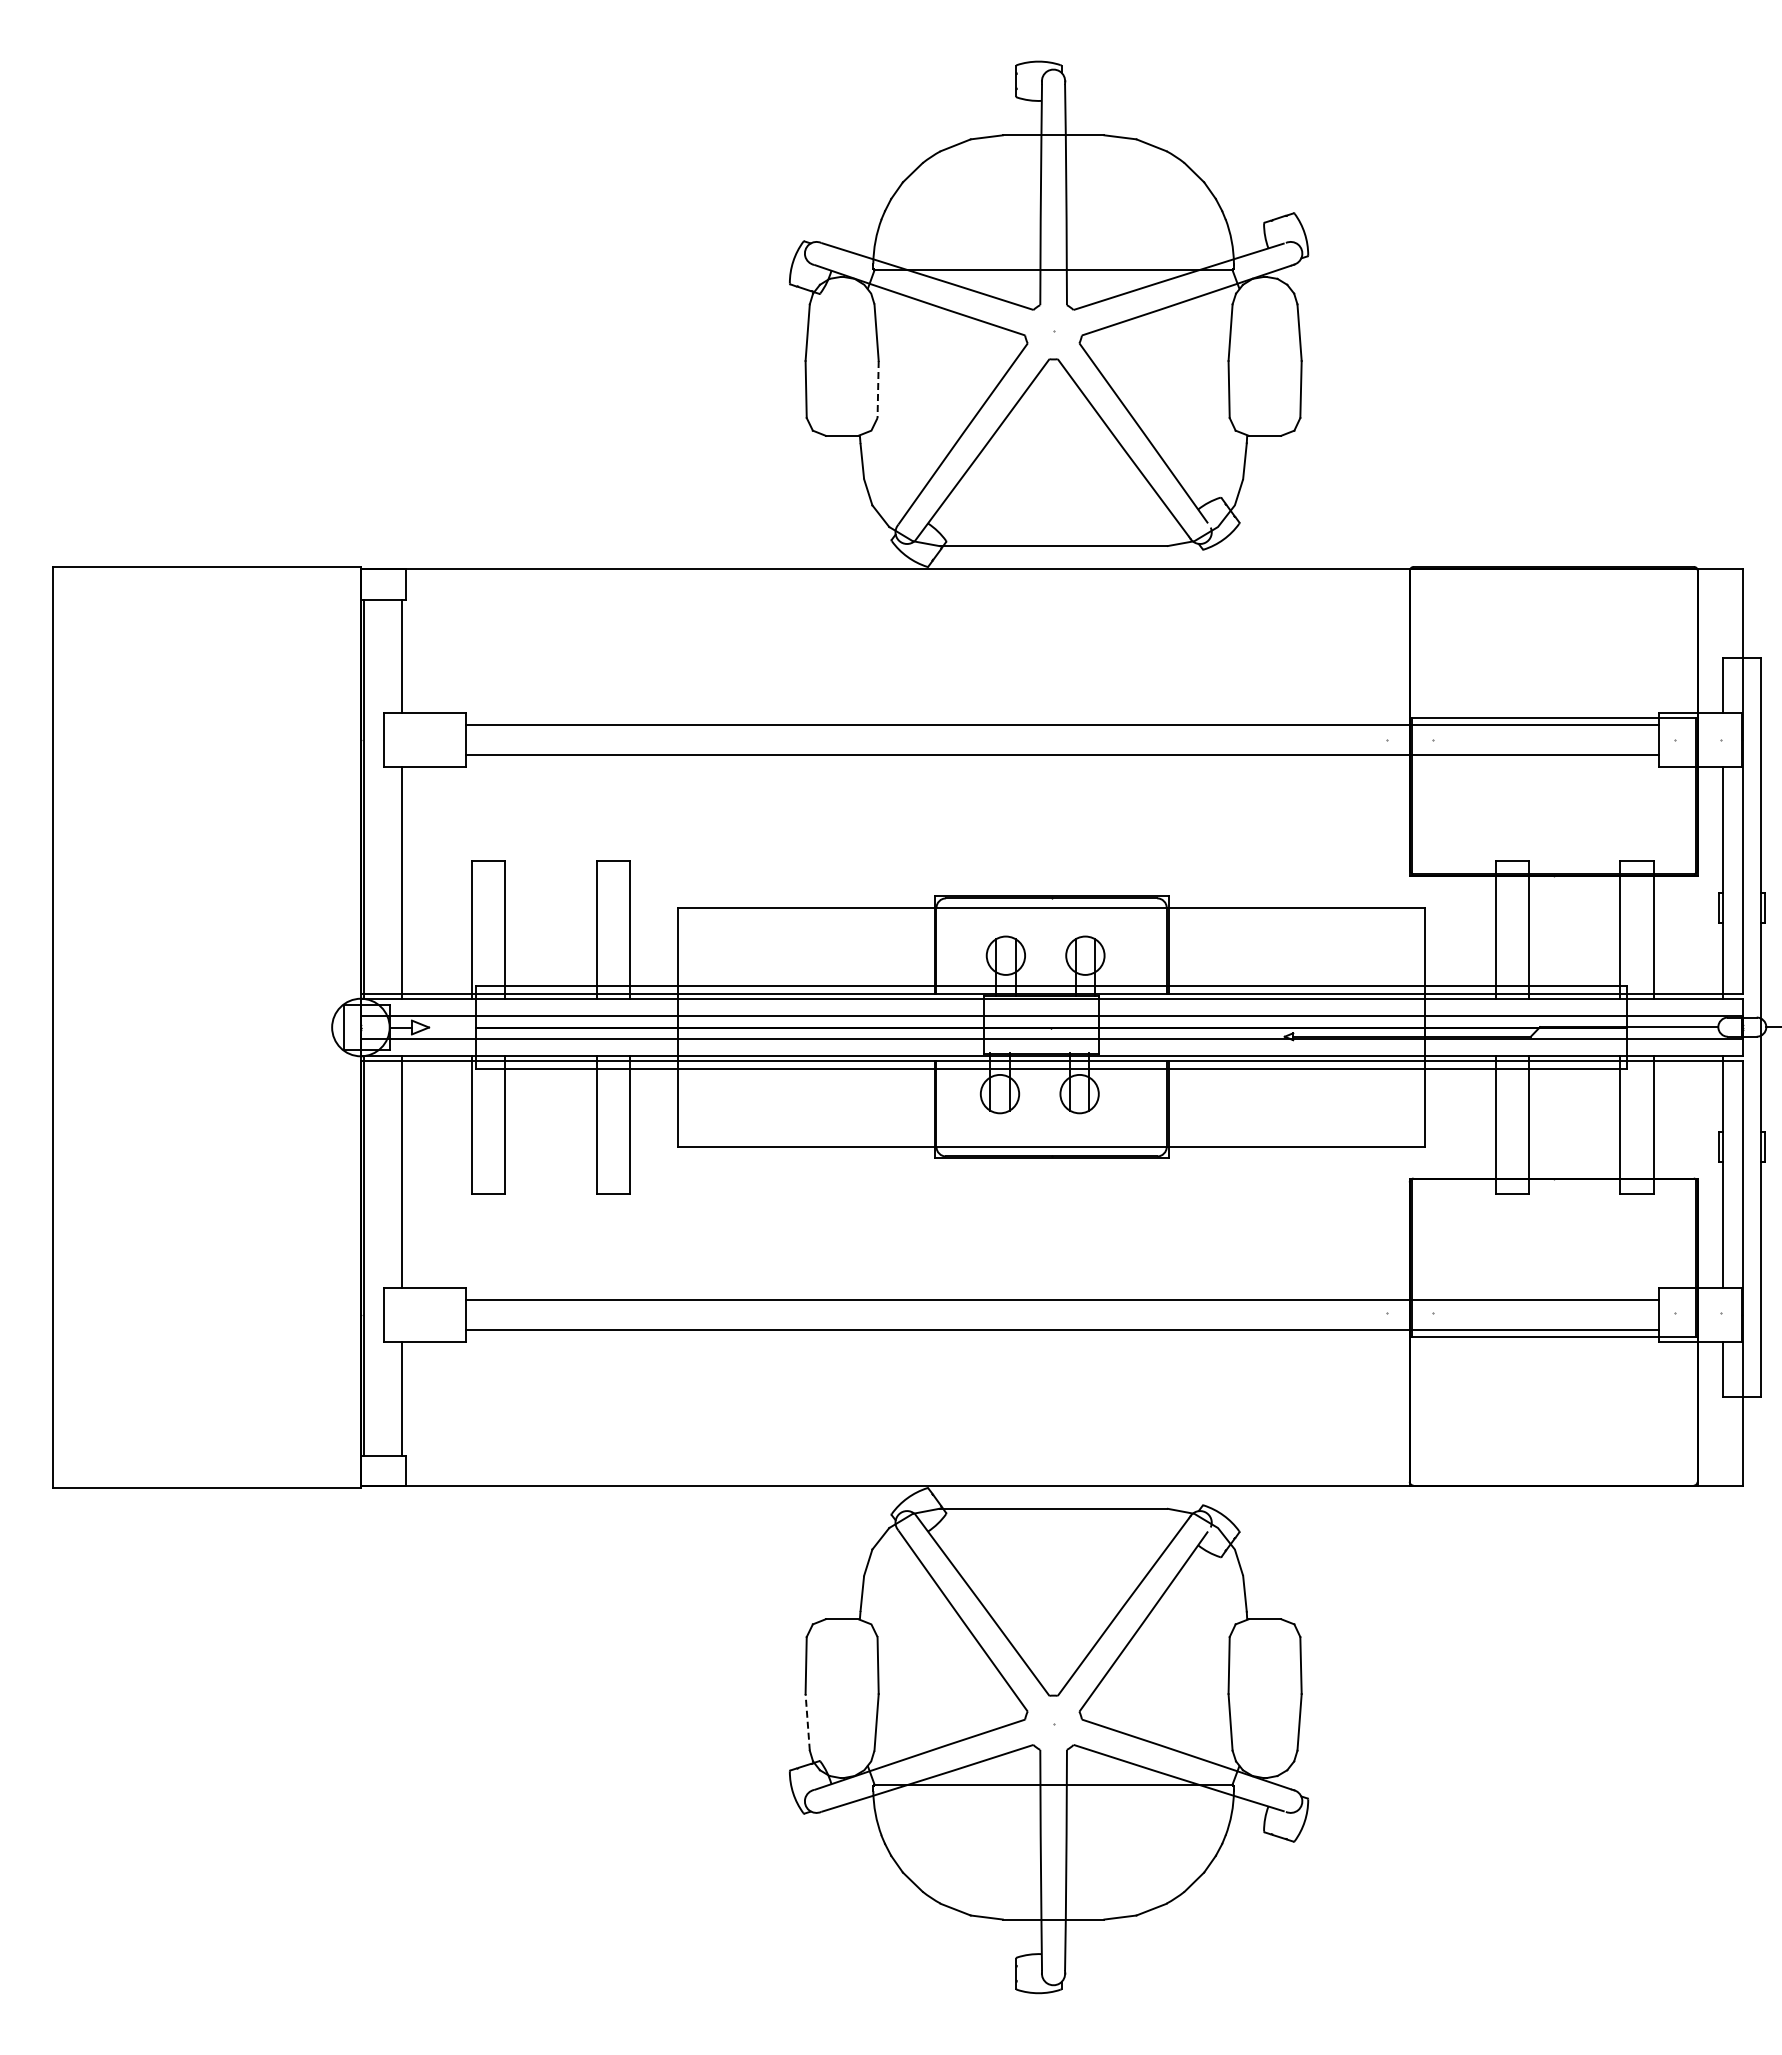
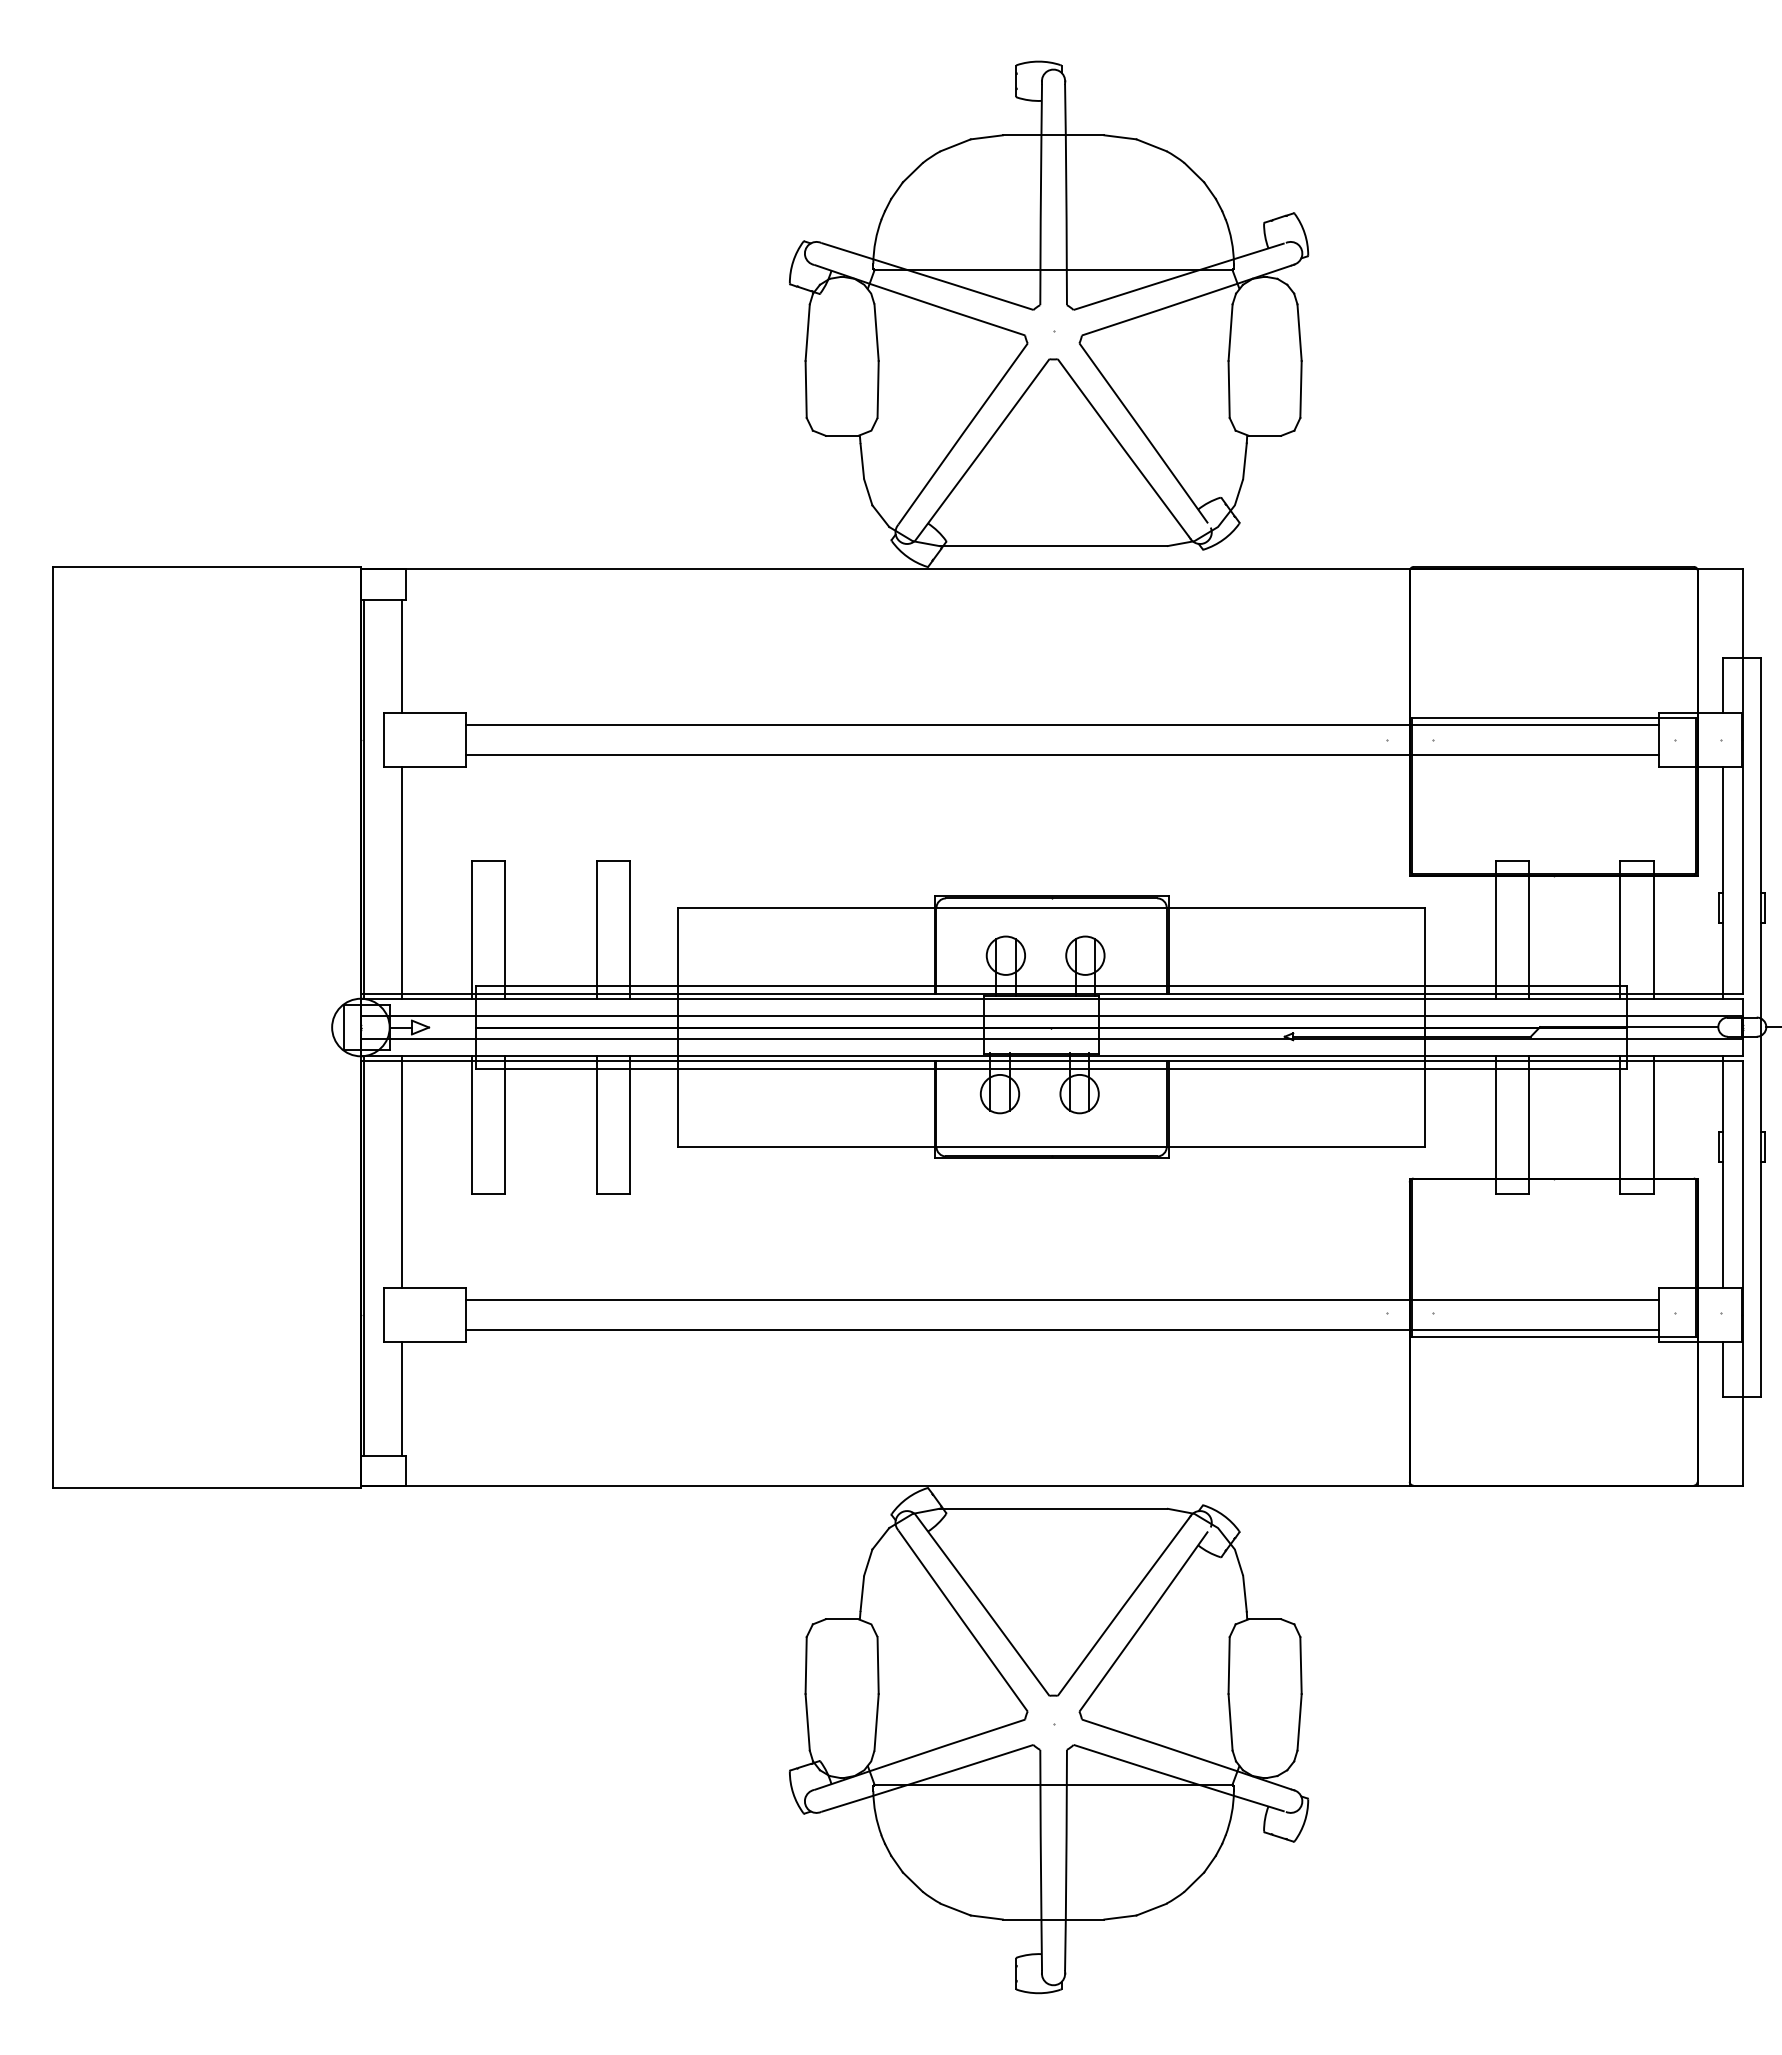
line: dashed -> solid (878, 389)
line: dashed -> solid (807, 1721)
